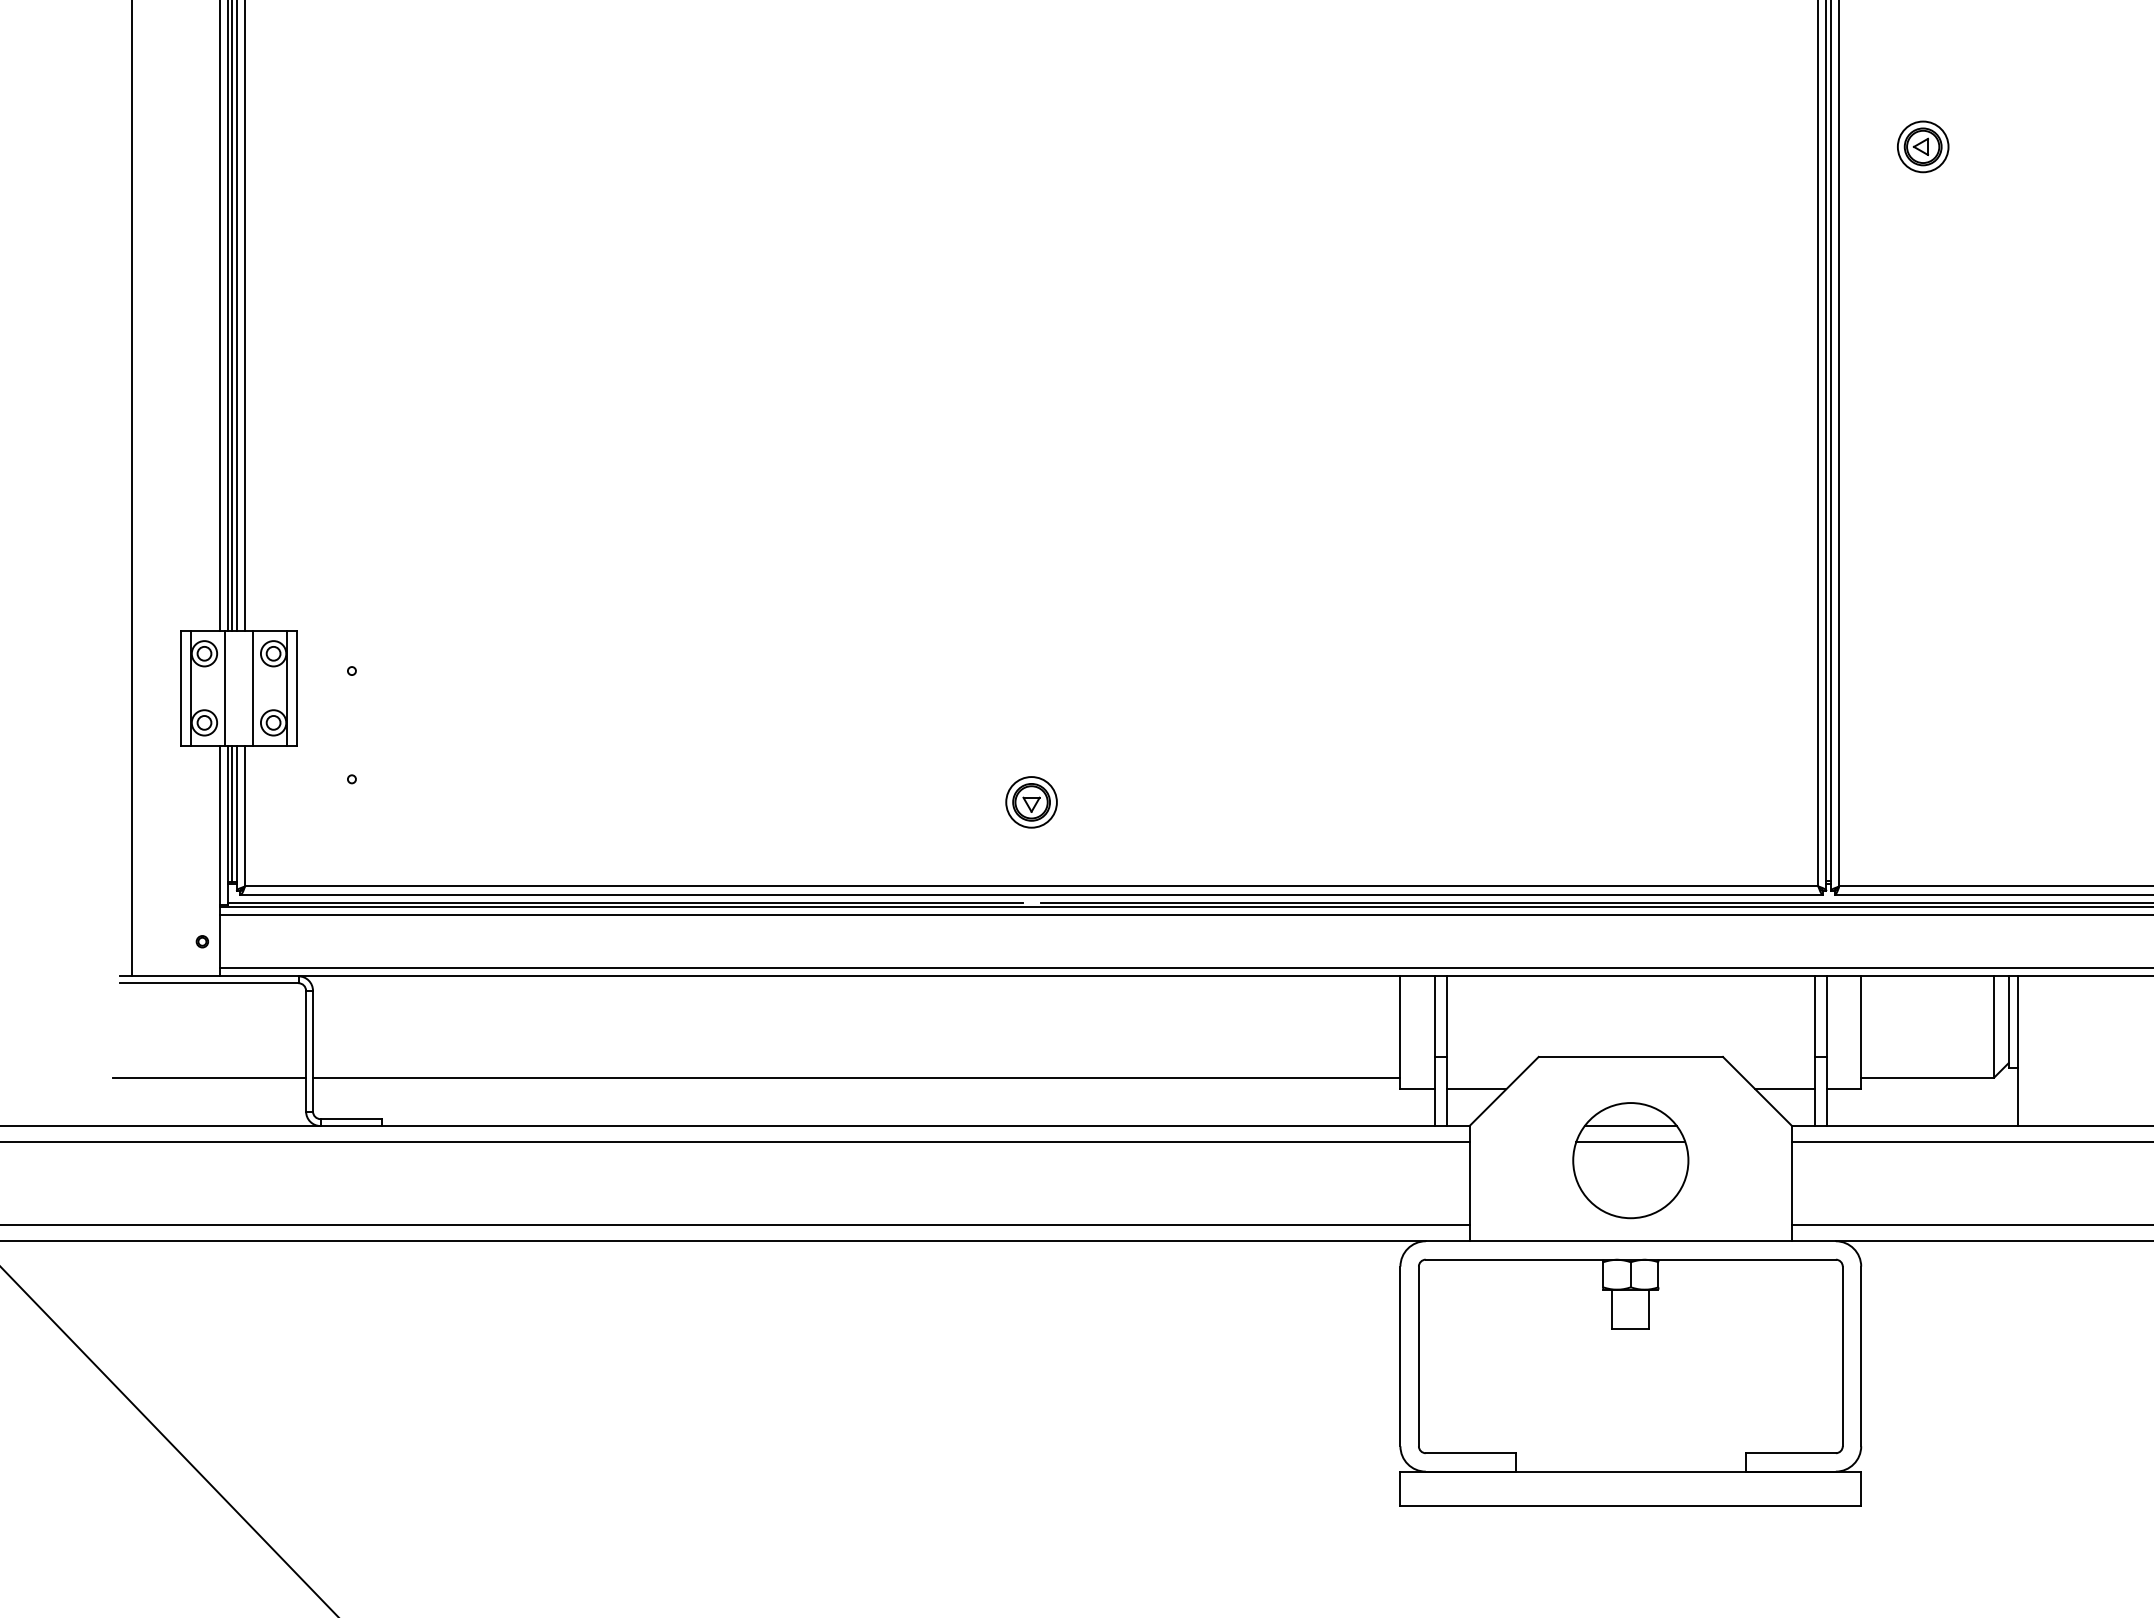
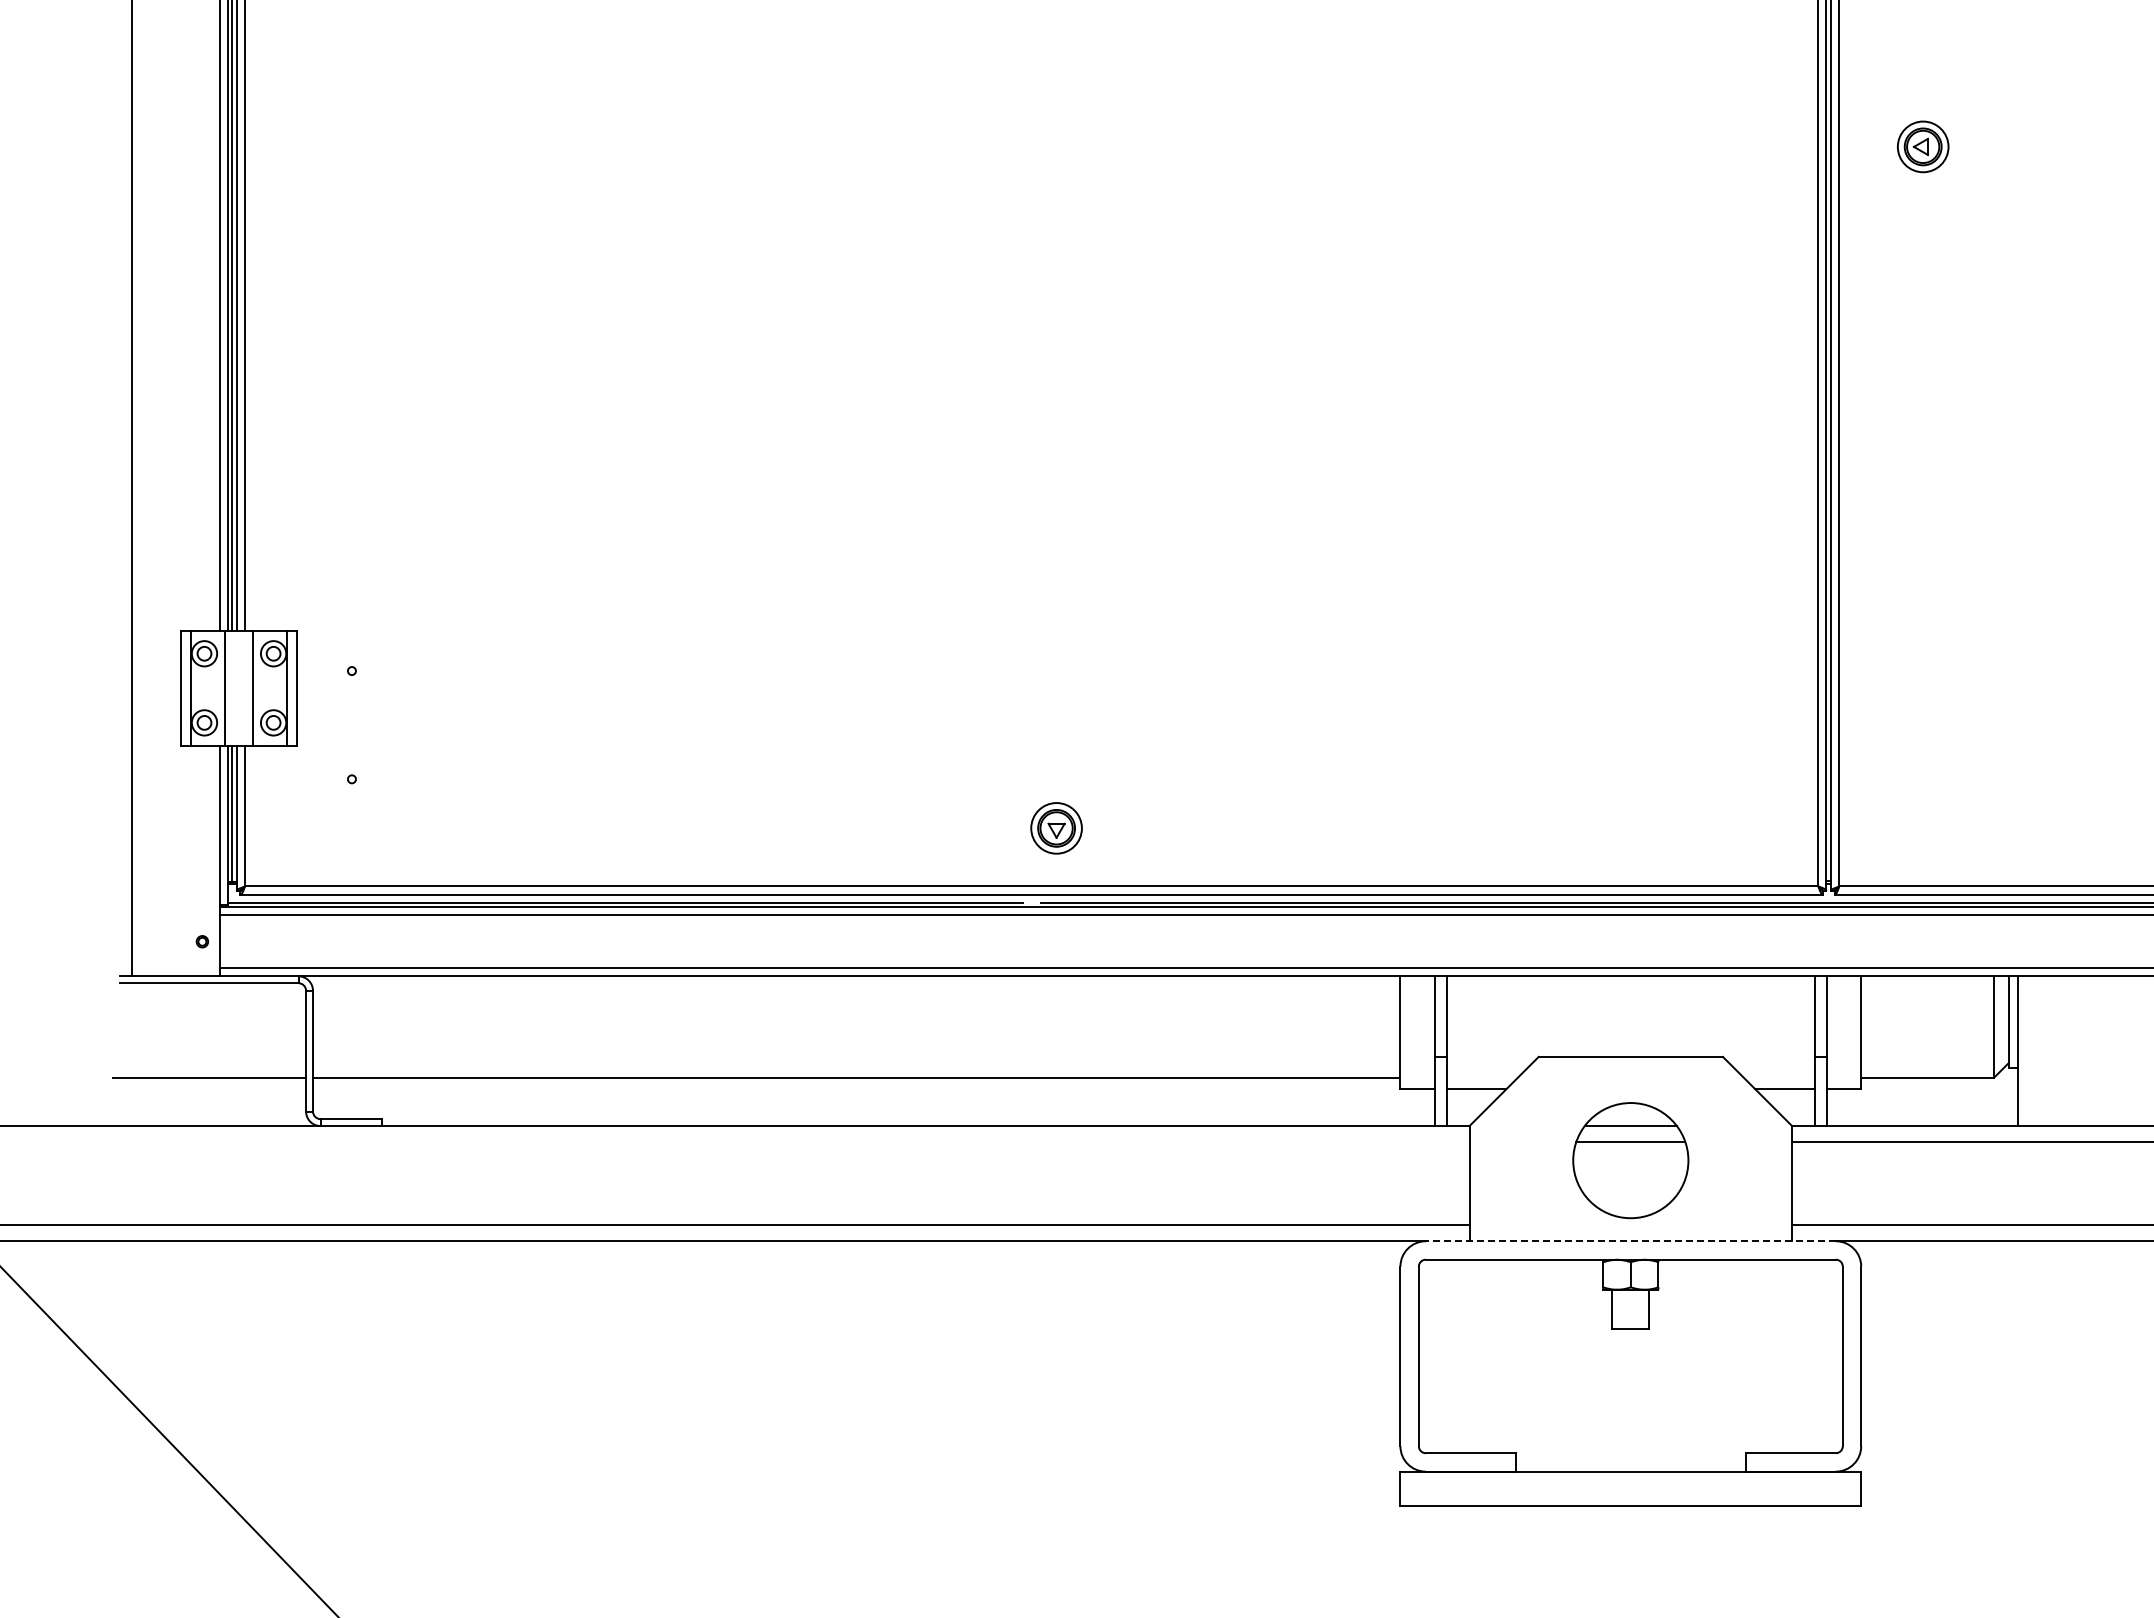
part position: (1031, 802) -> (1056, 828) (1056, 828)
line: present -> none (735, 1142)
line: solid -> dashed (1630, 1241)
